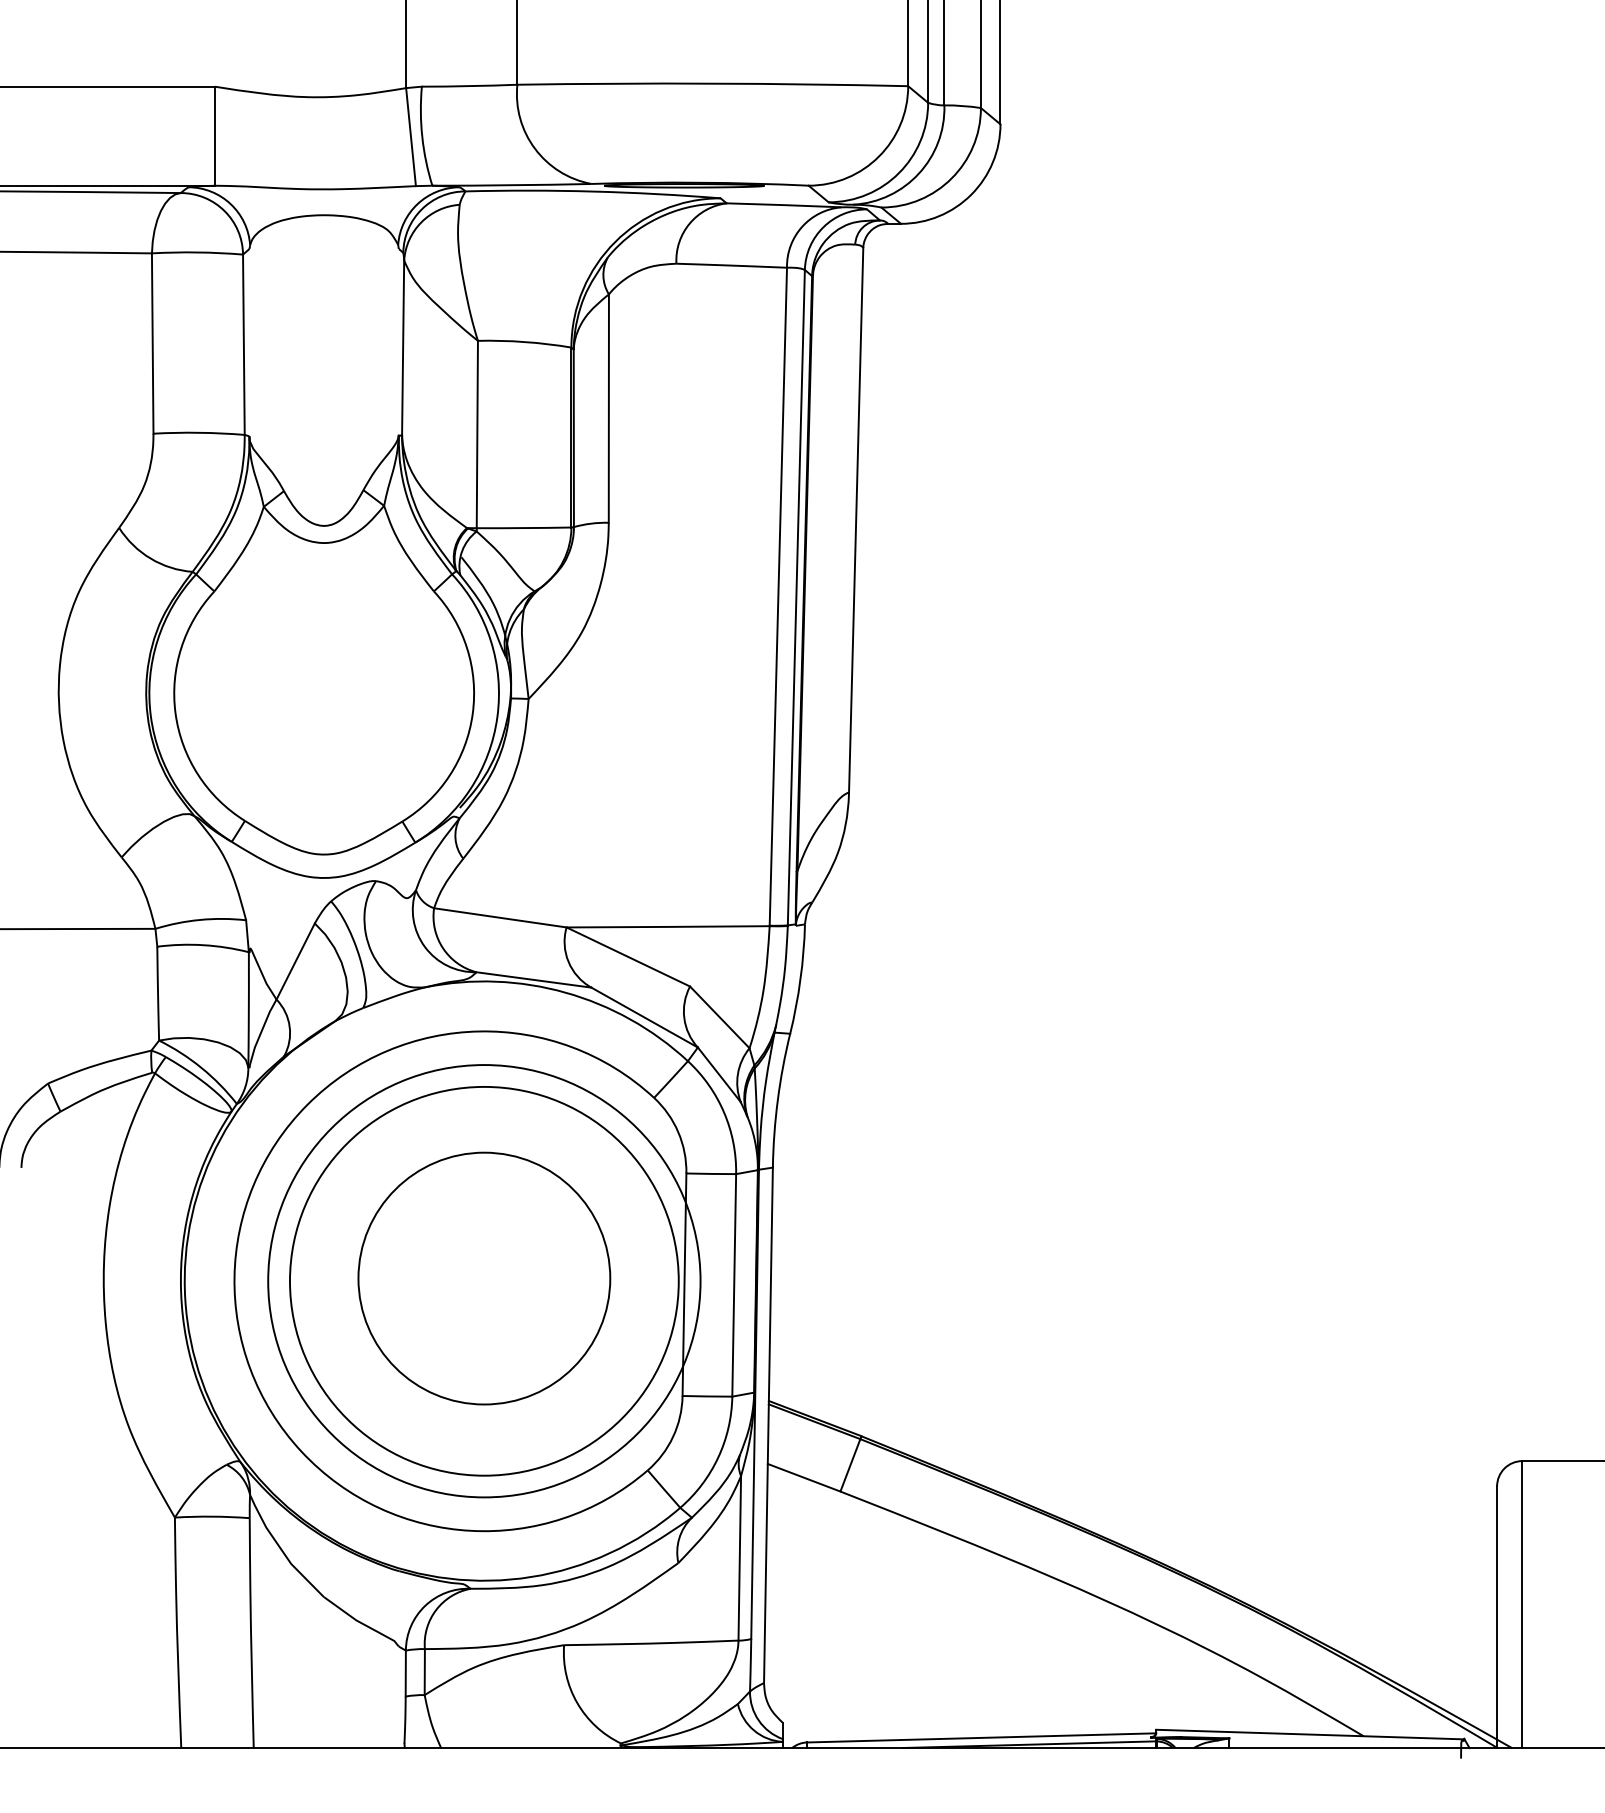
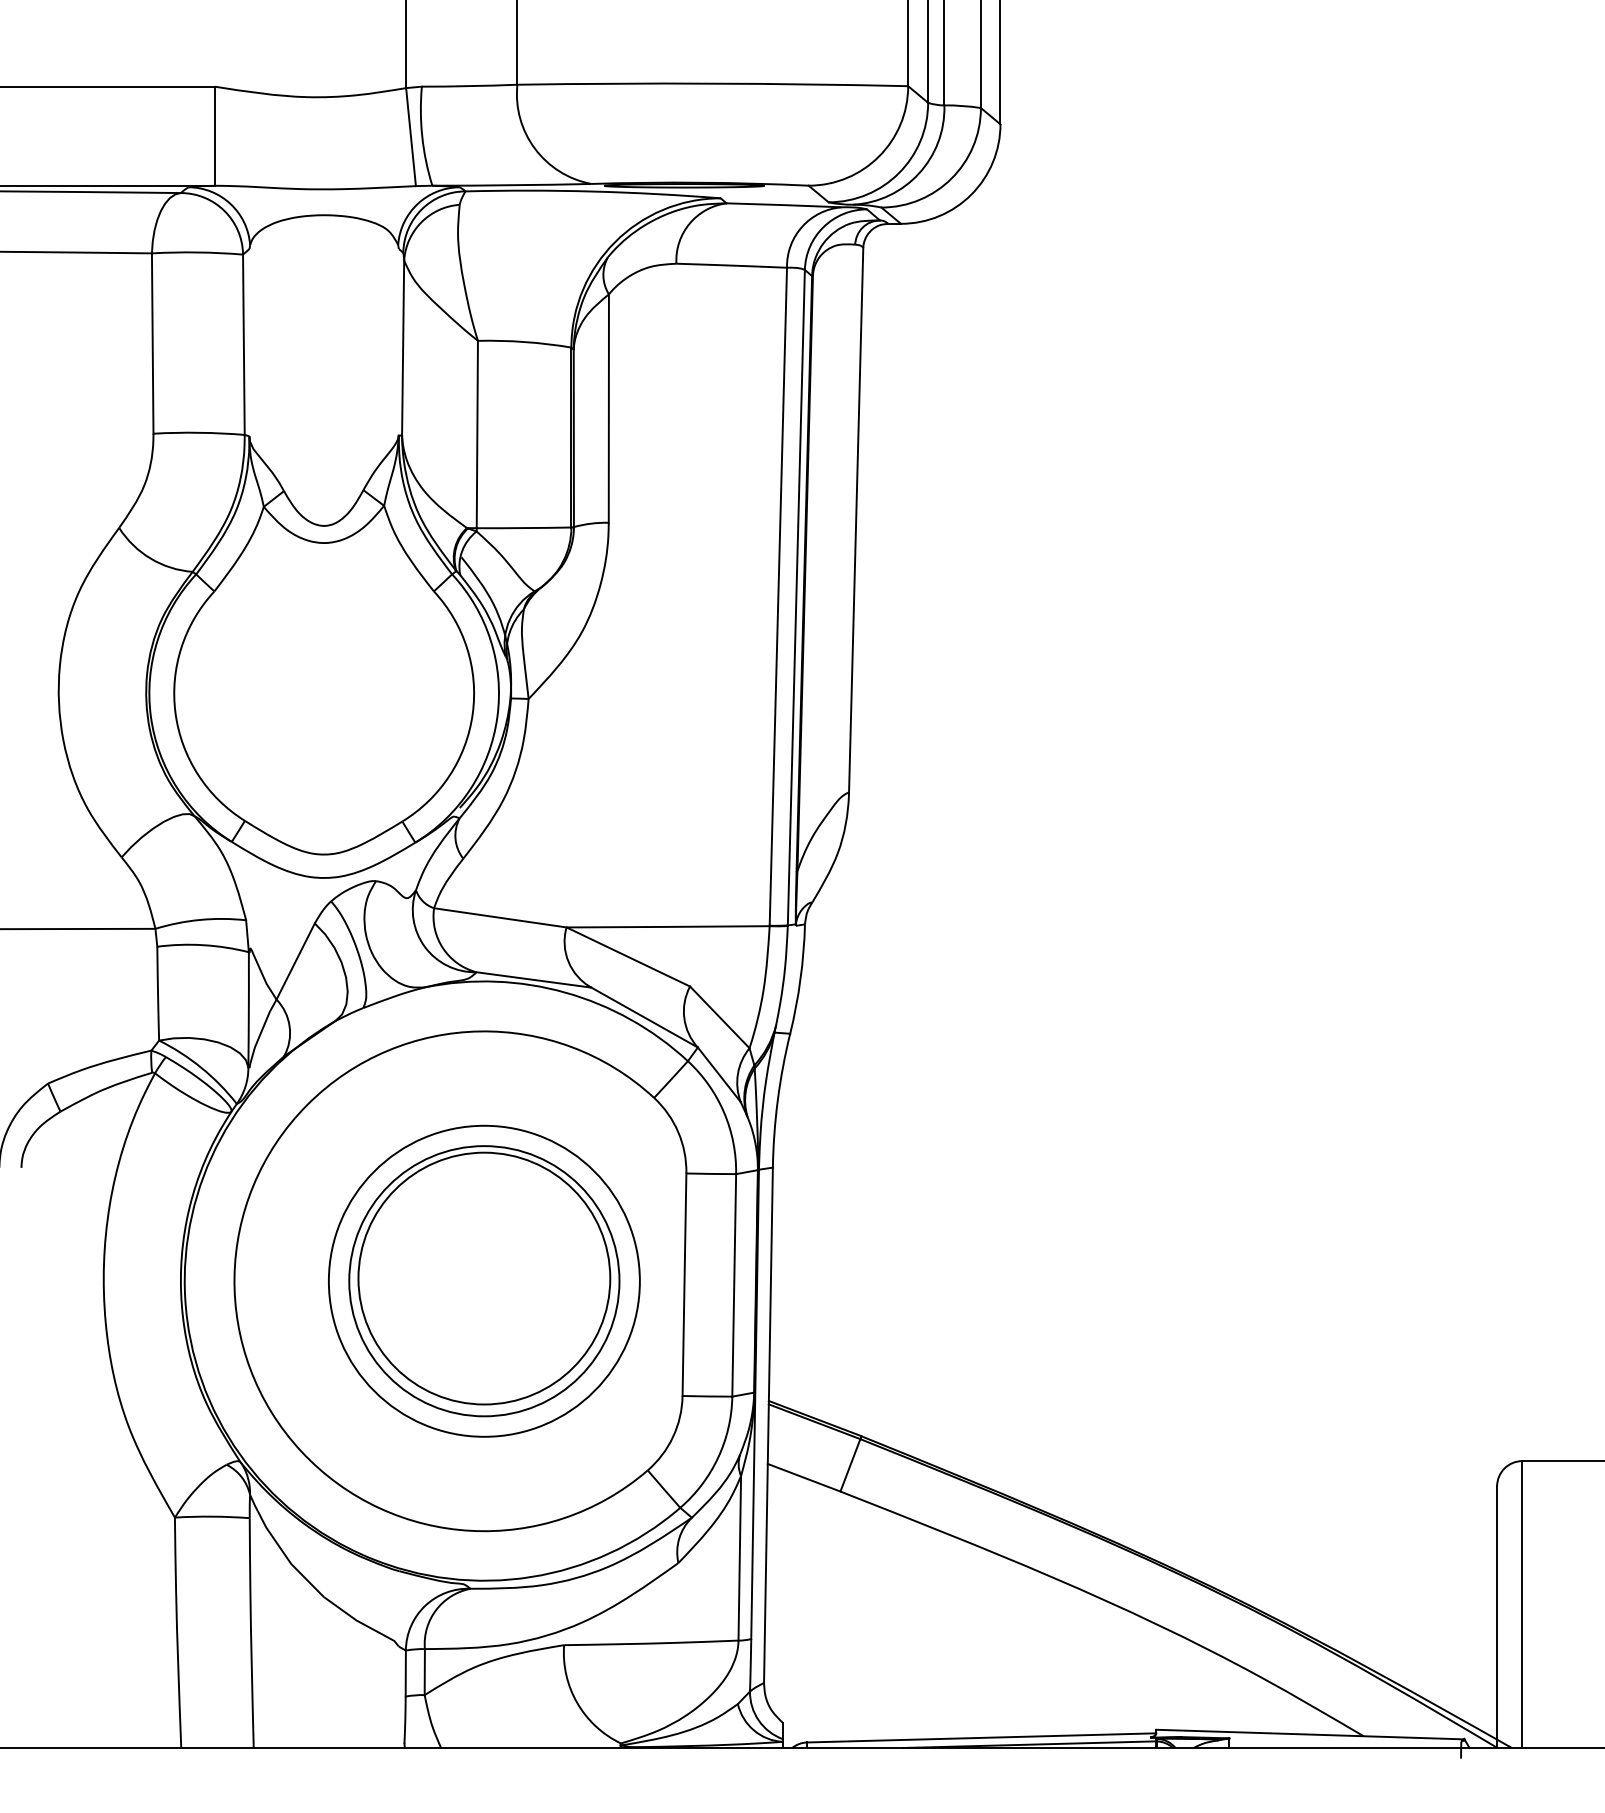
circle diameter: 389 px -> 311 px (483, 1280)
circle diameter: 432 px -> 270 px (484, 1281)
